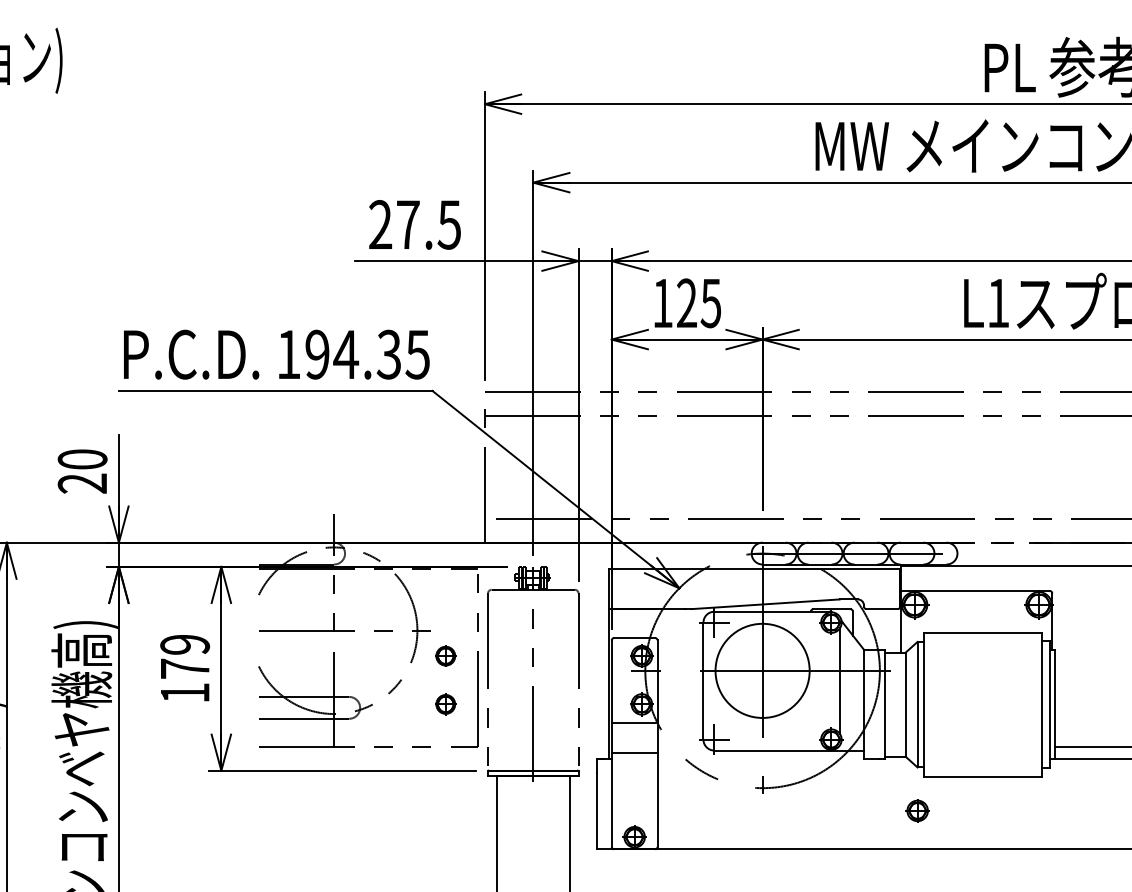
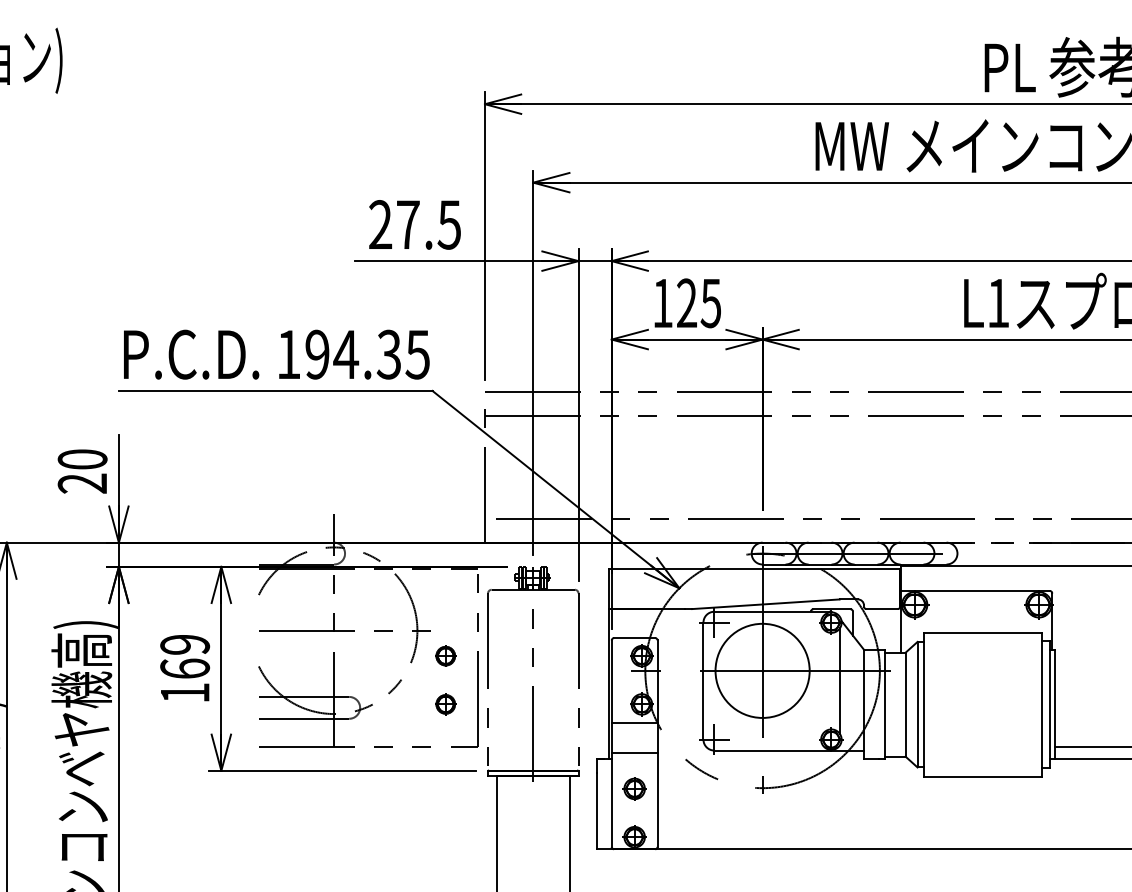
text: 179 -> 169 (185, 668)
part position: (917, 810) -> (634, 788) (634, 788)
